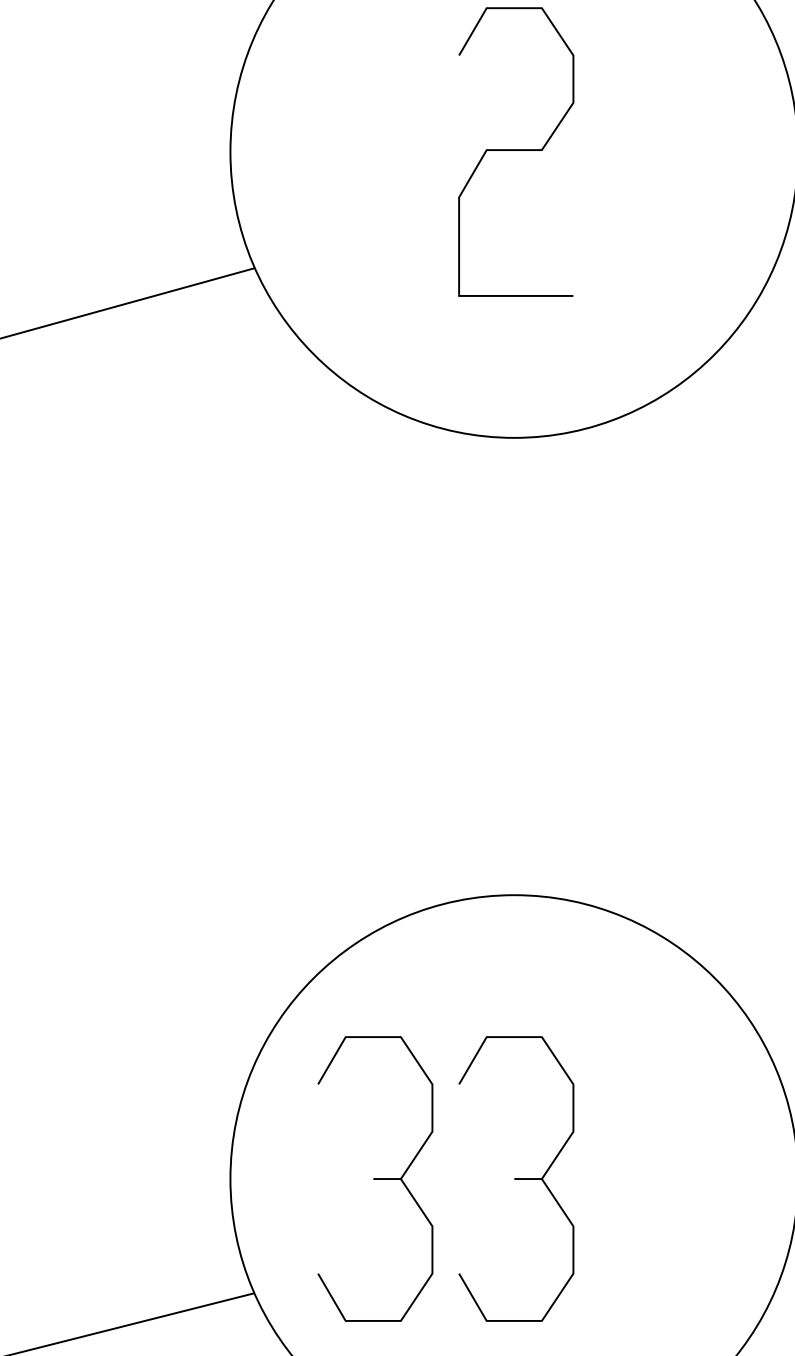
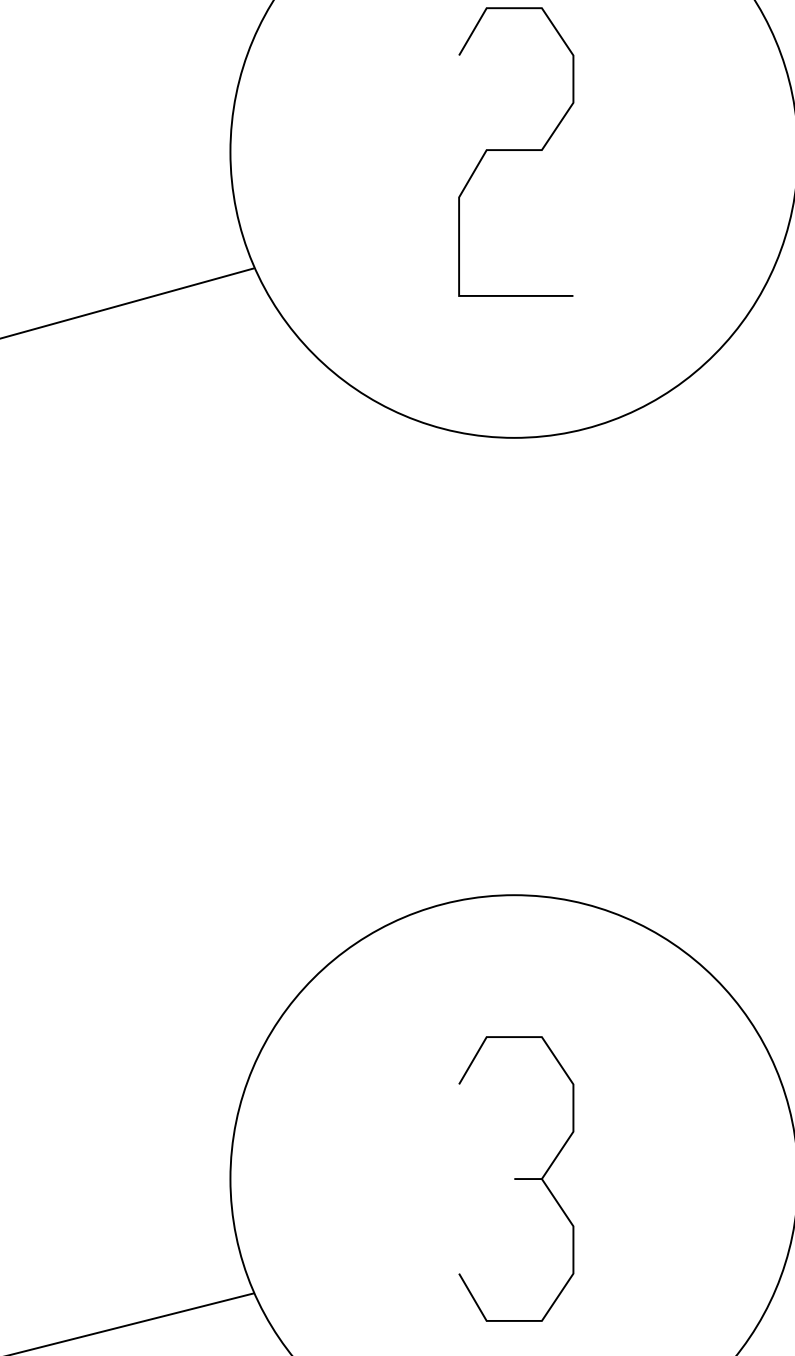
part: present -> none (375, 1178)
